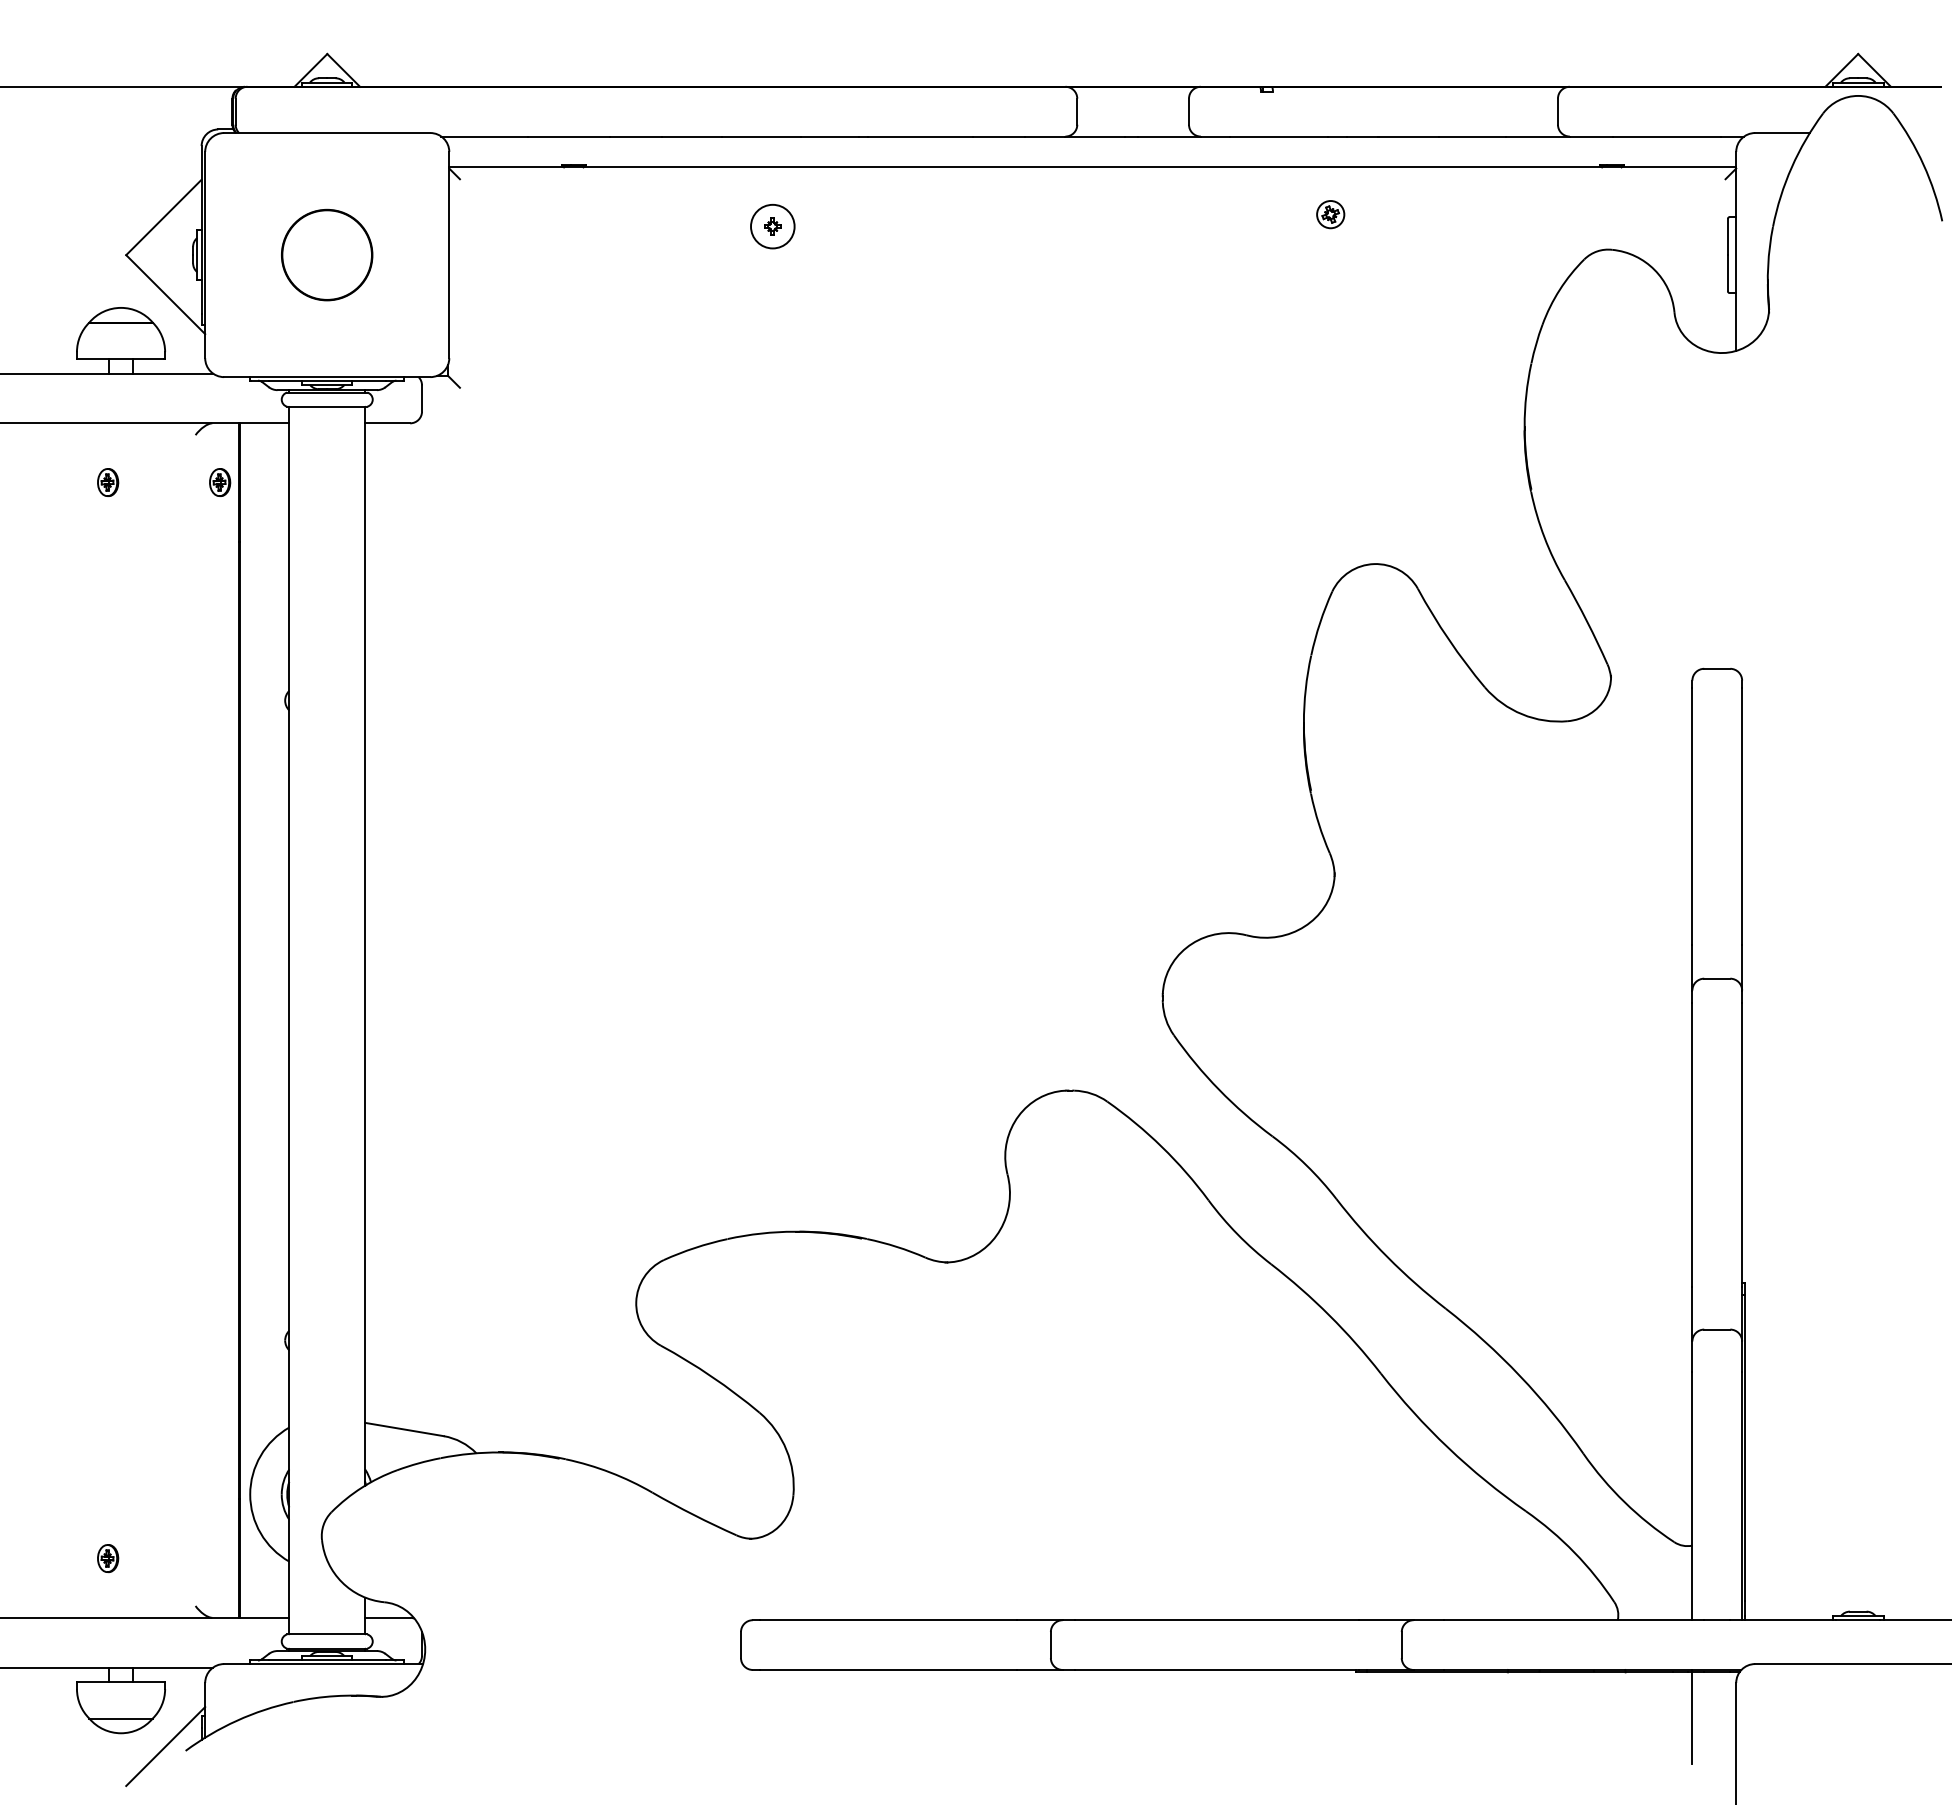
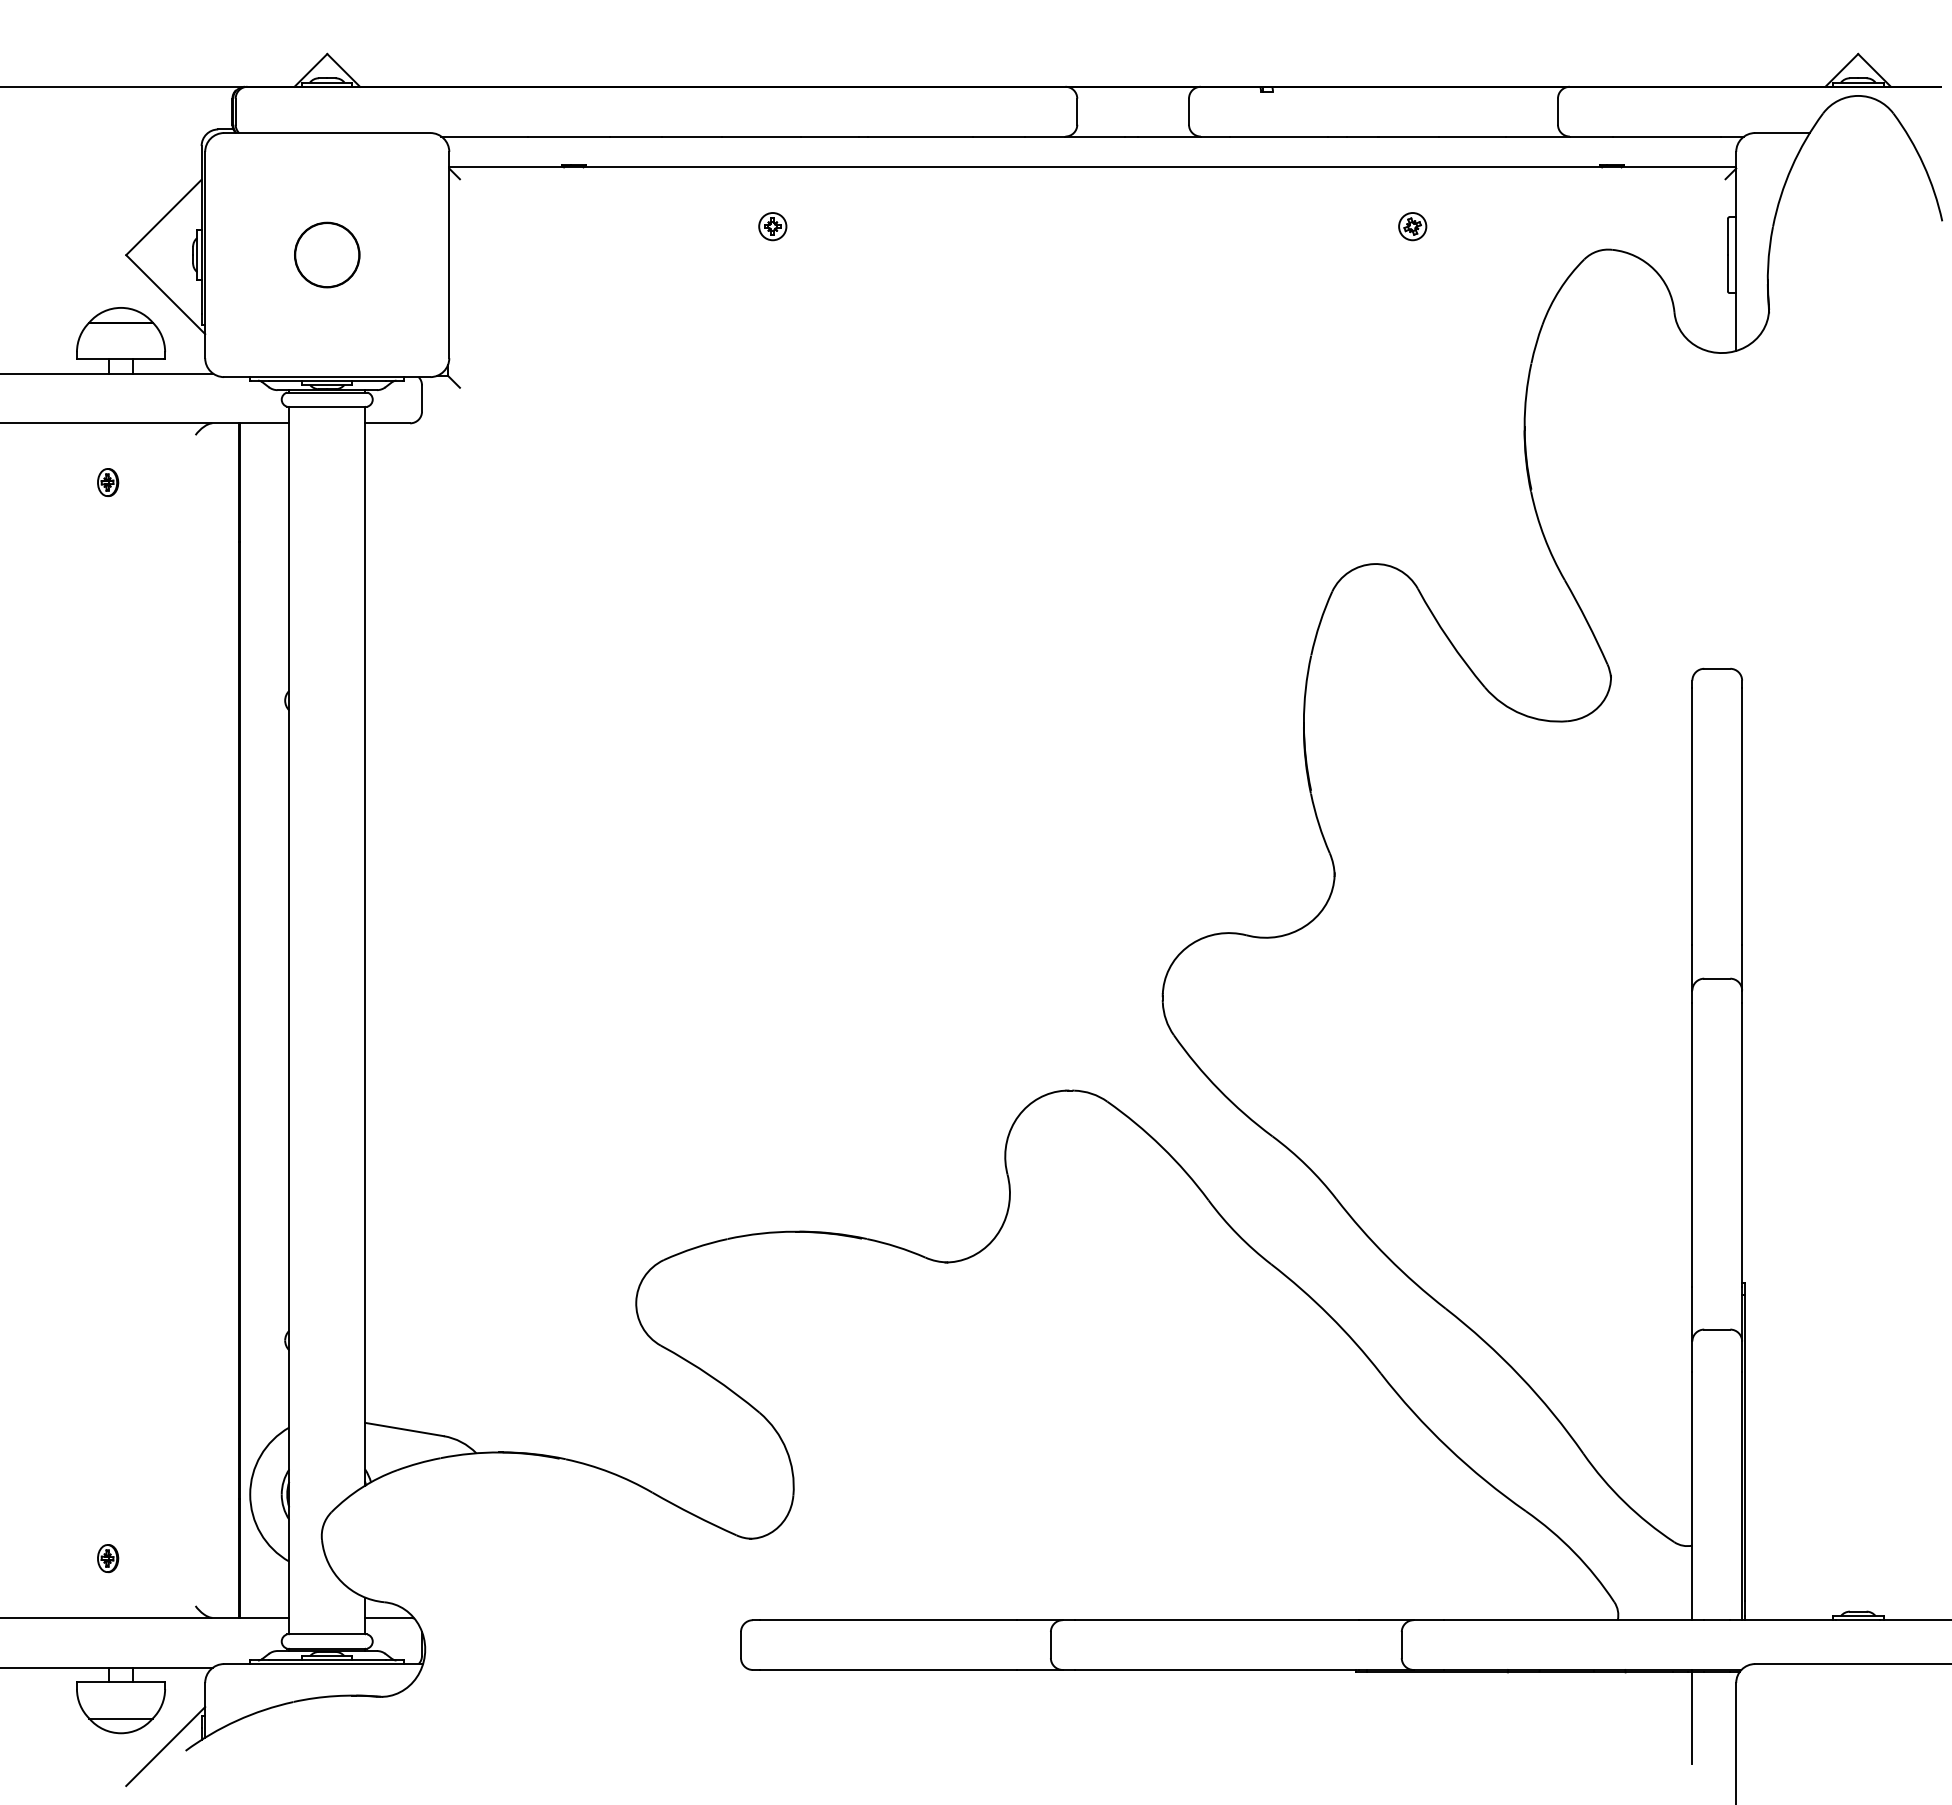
part position: (1330, 214) -> (1412, 226) (1412, 226)
circle diameter: 44 px -> 27 px (772, 226)
part size: 93x94 px -> 67x68 px (327, 254)
part: present -> none (220, 482)
